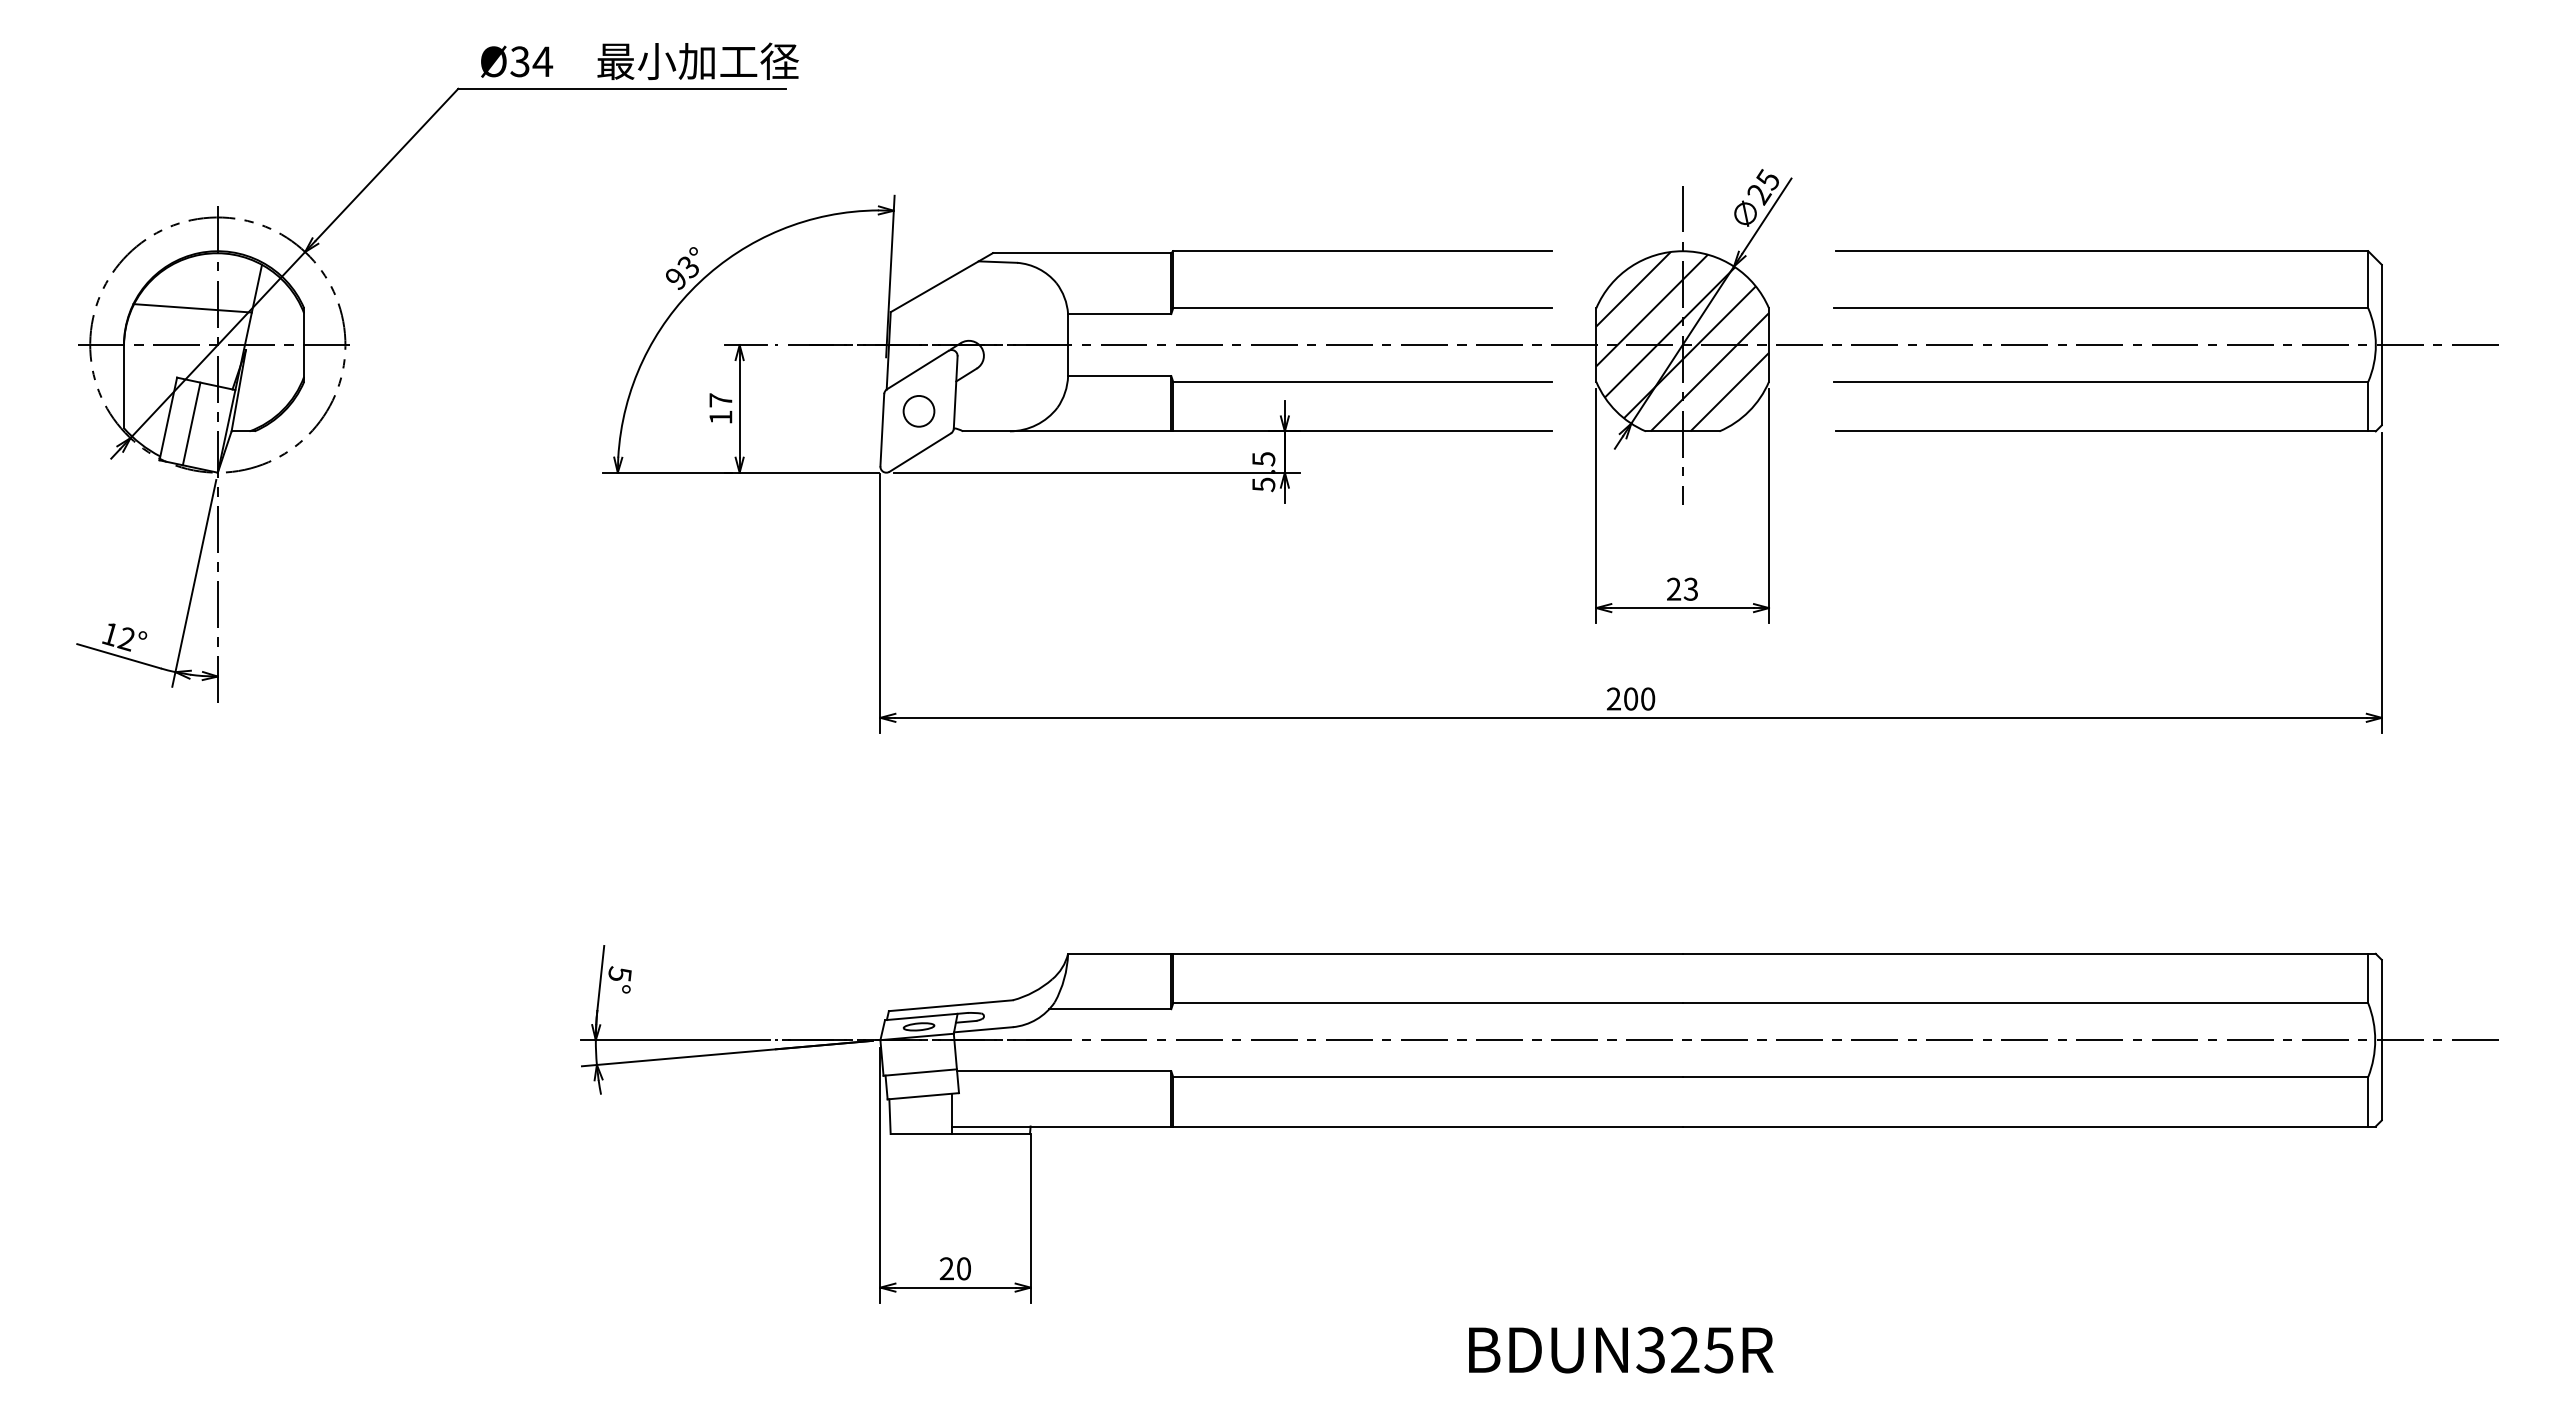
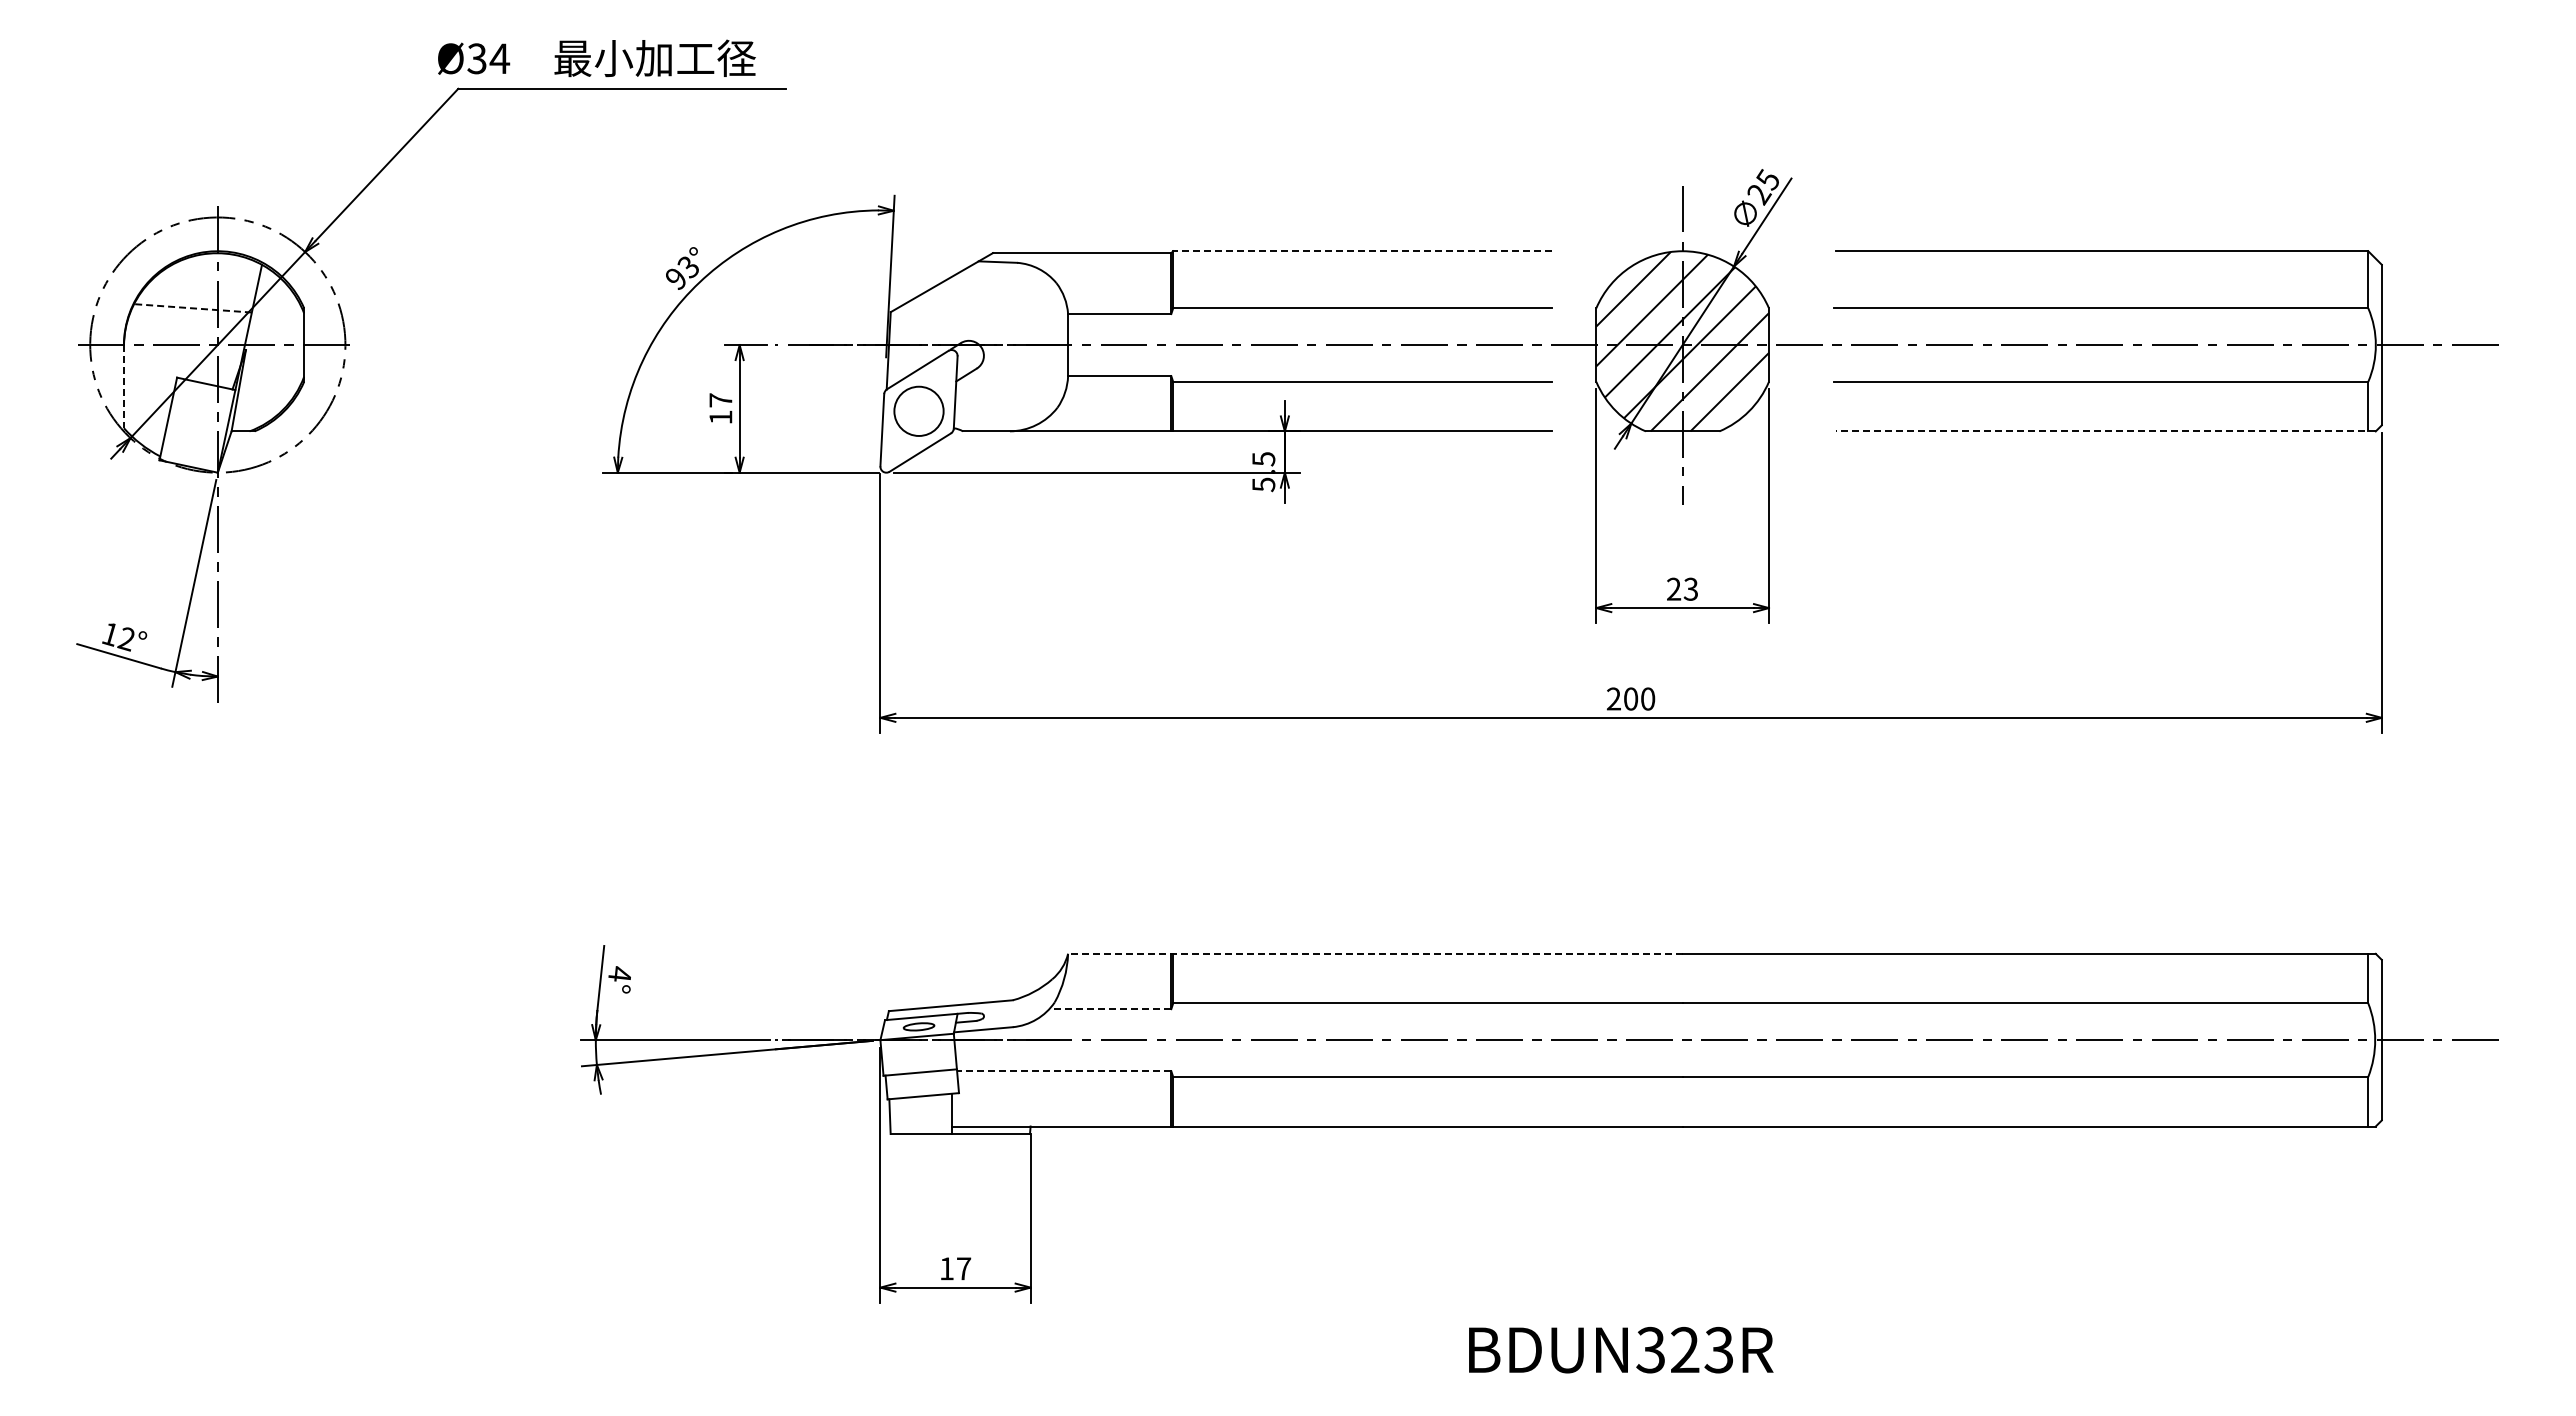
text position: (639, 61) -> (596, 58) (596, 58)
line: solid -> dashed (1361, 251)
line: solid -> dashed (192, 308)
line: solid -> dashed (124, 386)
circle diameter: 31 px -> 49 px (918, 410)
line: present -> none (191, 423)
line: solid -> dashed (2105, 431)
line: solid -> dashed (1374, 953)
text: 5° -> 4° (619, 973)
line: solid -> dashed (1110, 1009)
line: solid -> dashed (1063, 1071)
text: 20 -> 17 (955, 1268)
text: BDUN325R -> BDUN323R (1718, 1349)
